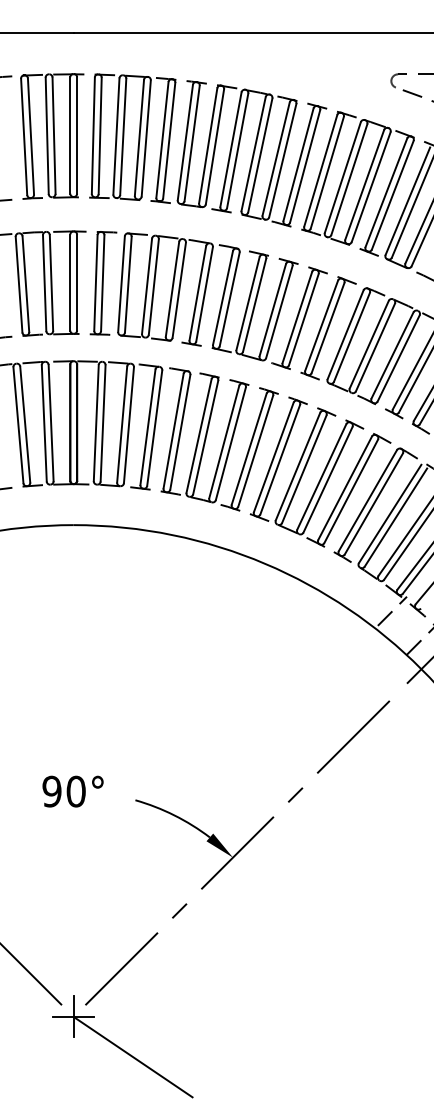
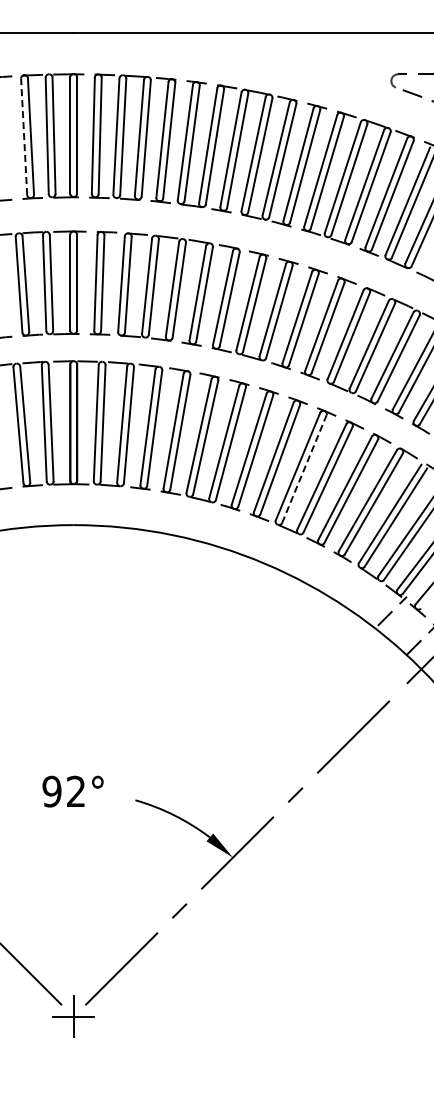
line: solid -> dashed (24, 136)
line: solid -> dashed (304, 468)
text: 90° -> 92° (75, 791)
line: present -> none (132, 1056)
